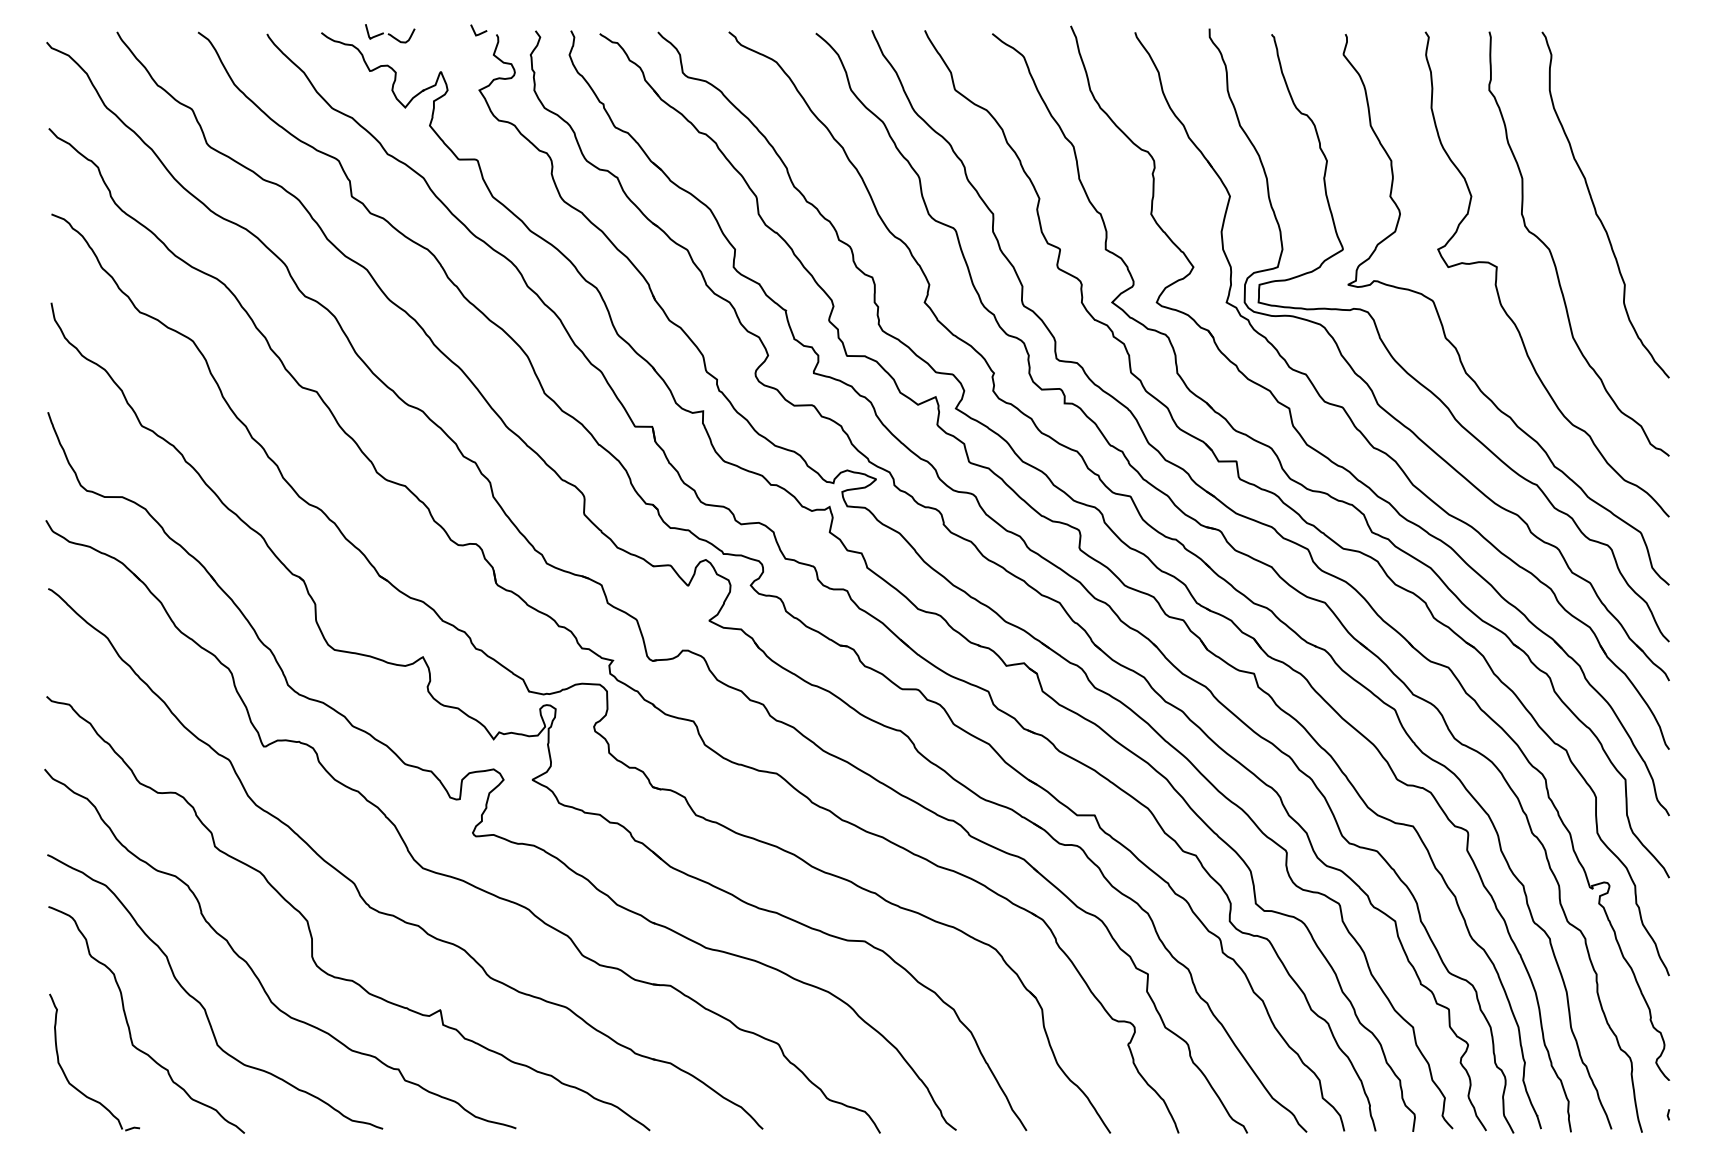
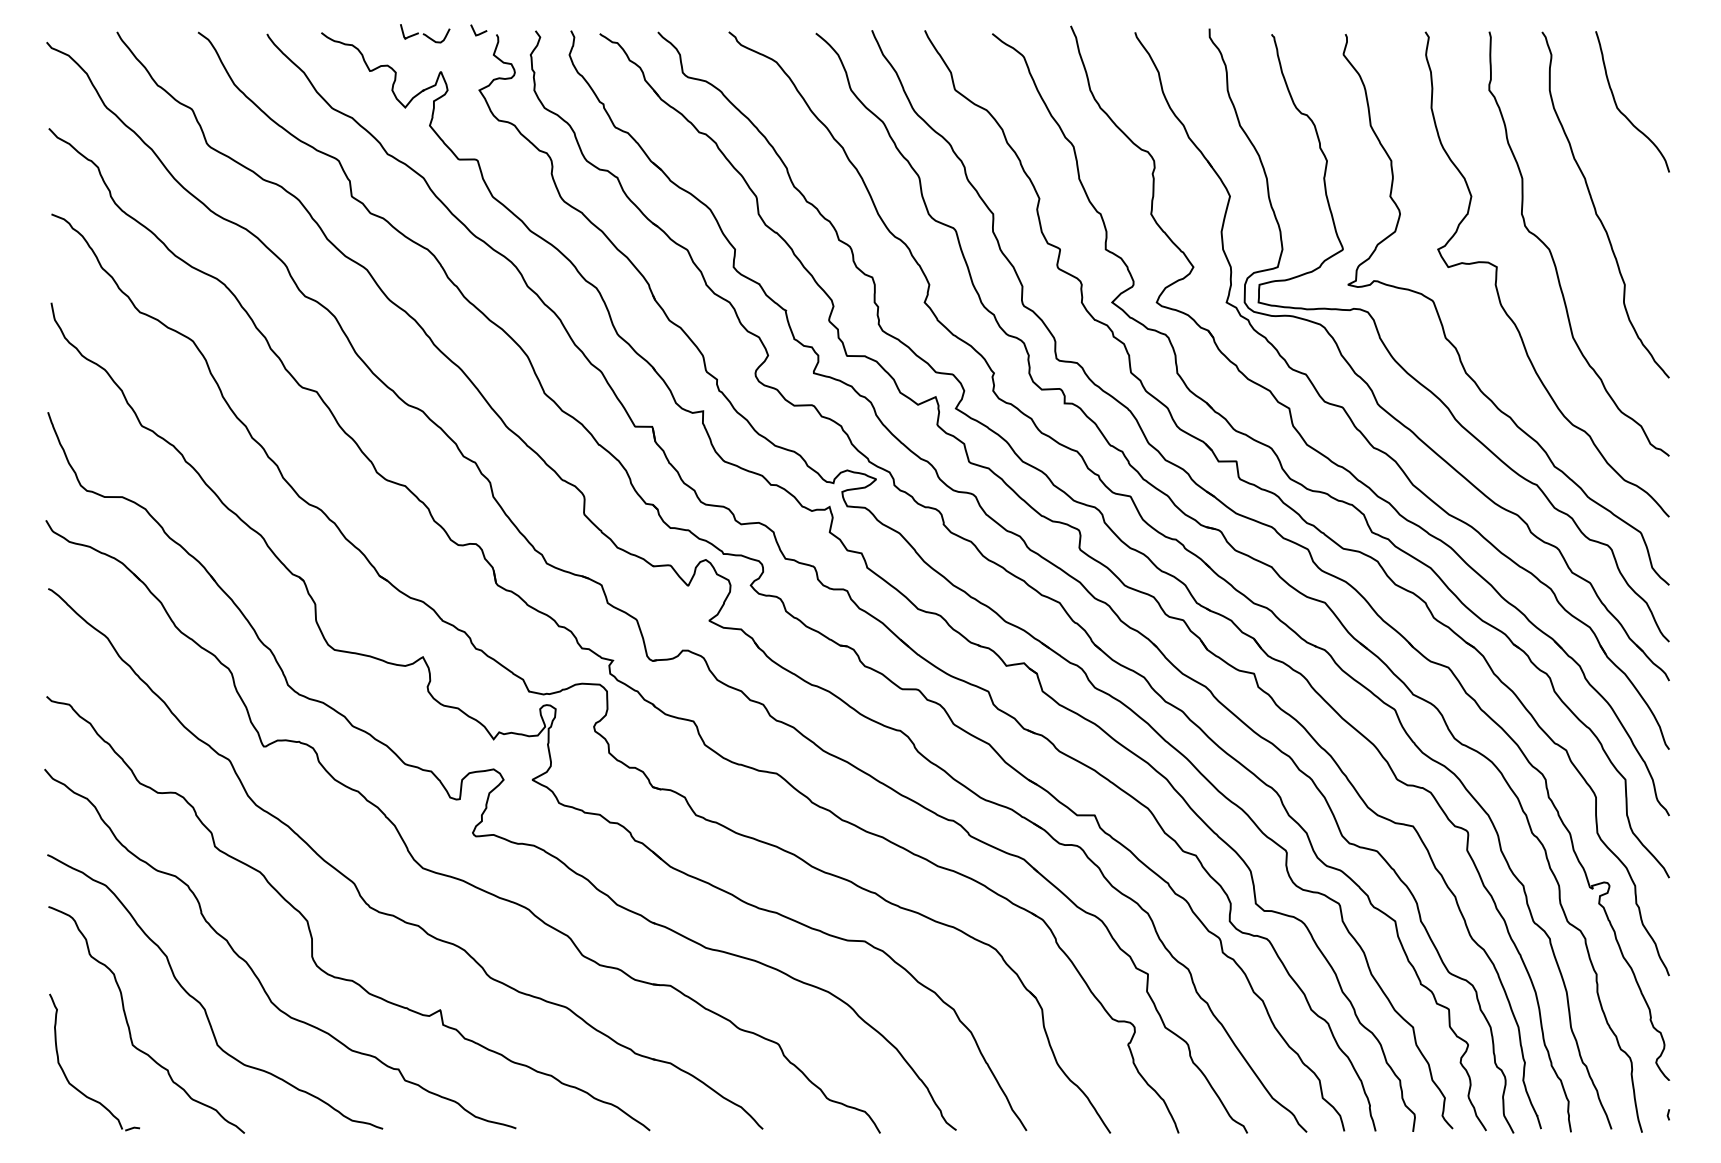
part position: (390, 33) -> (425, 33) (425, 33)
curve: none -> present (1621, 111)
